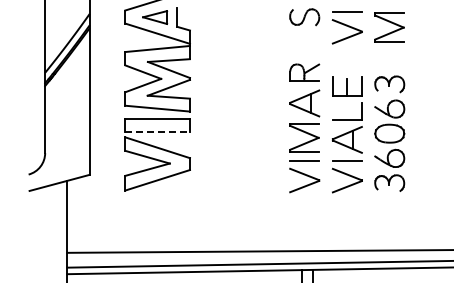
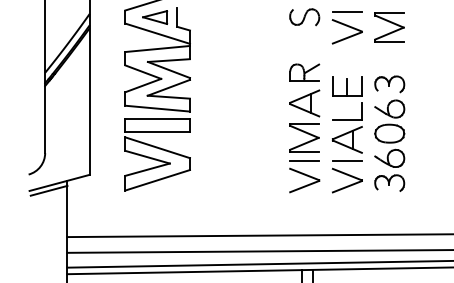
line: dashed -> solid (158, 132)
line: none -> present (48, 190)
line: none -> present (258, 235)
